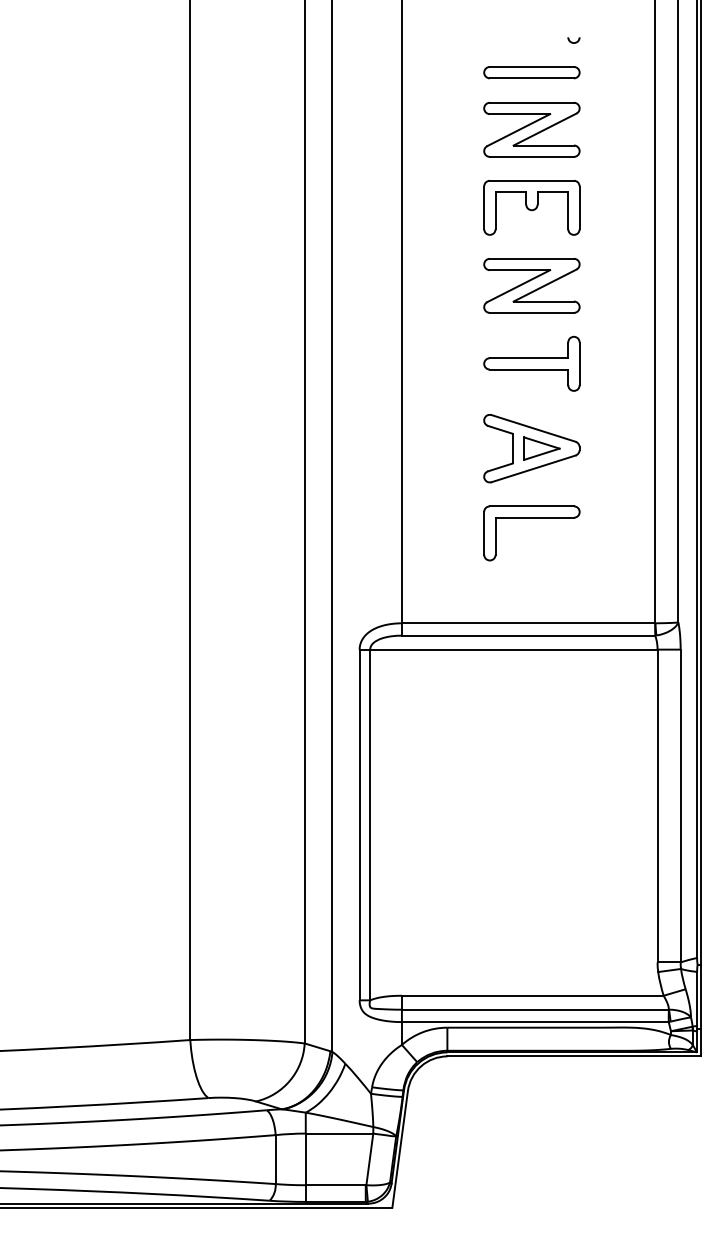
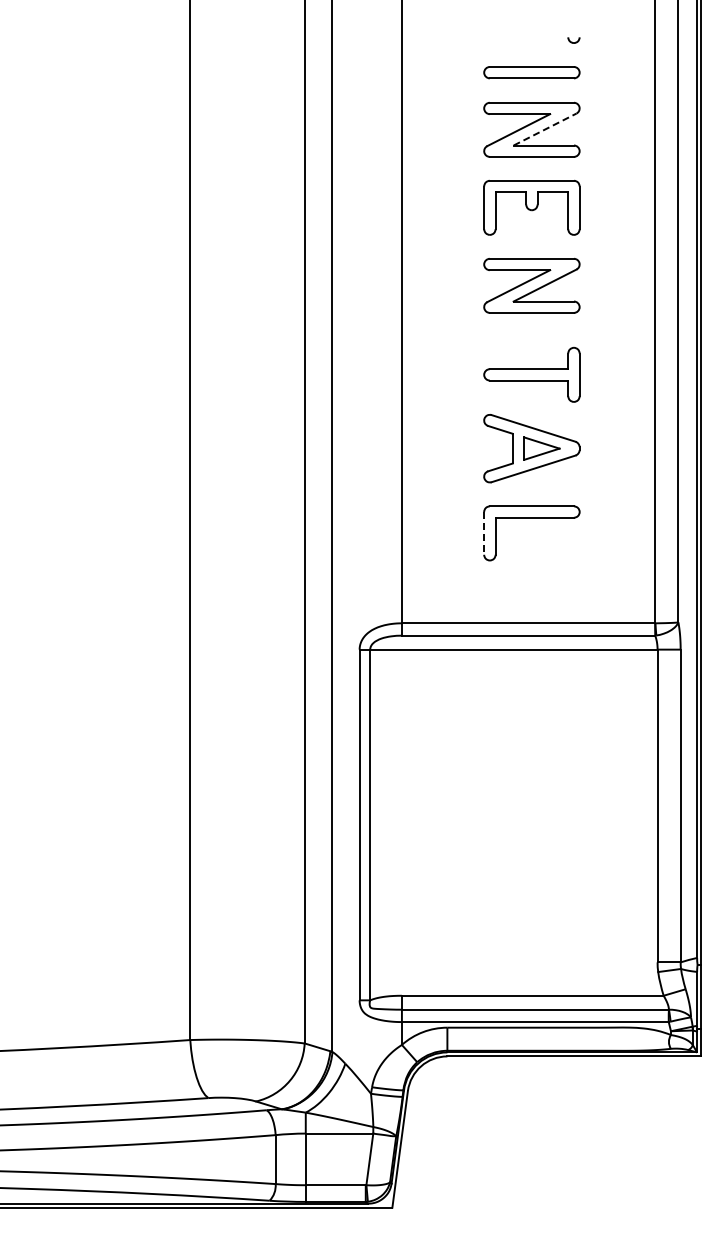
line: solid -> dashed (545, 129)
part position: (531, 363) -> (531, 374) (531, 374)
line: solid -> dashed (484, 533)
